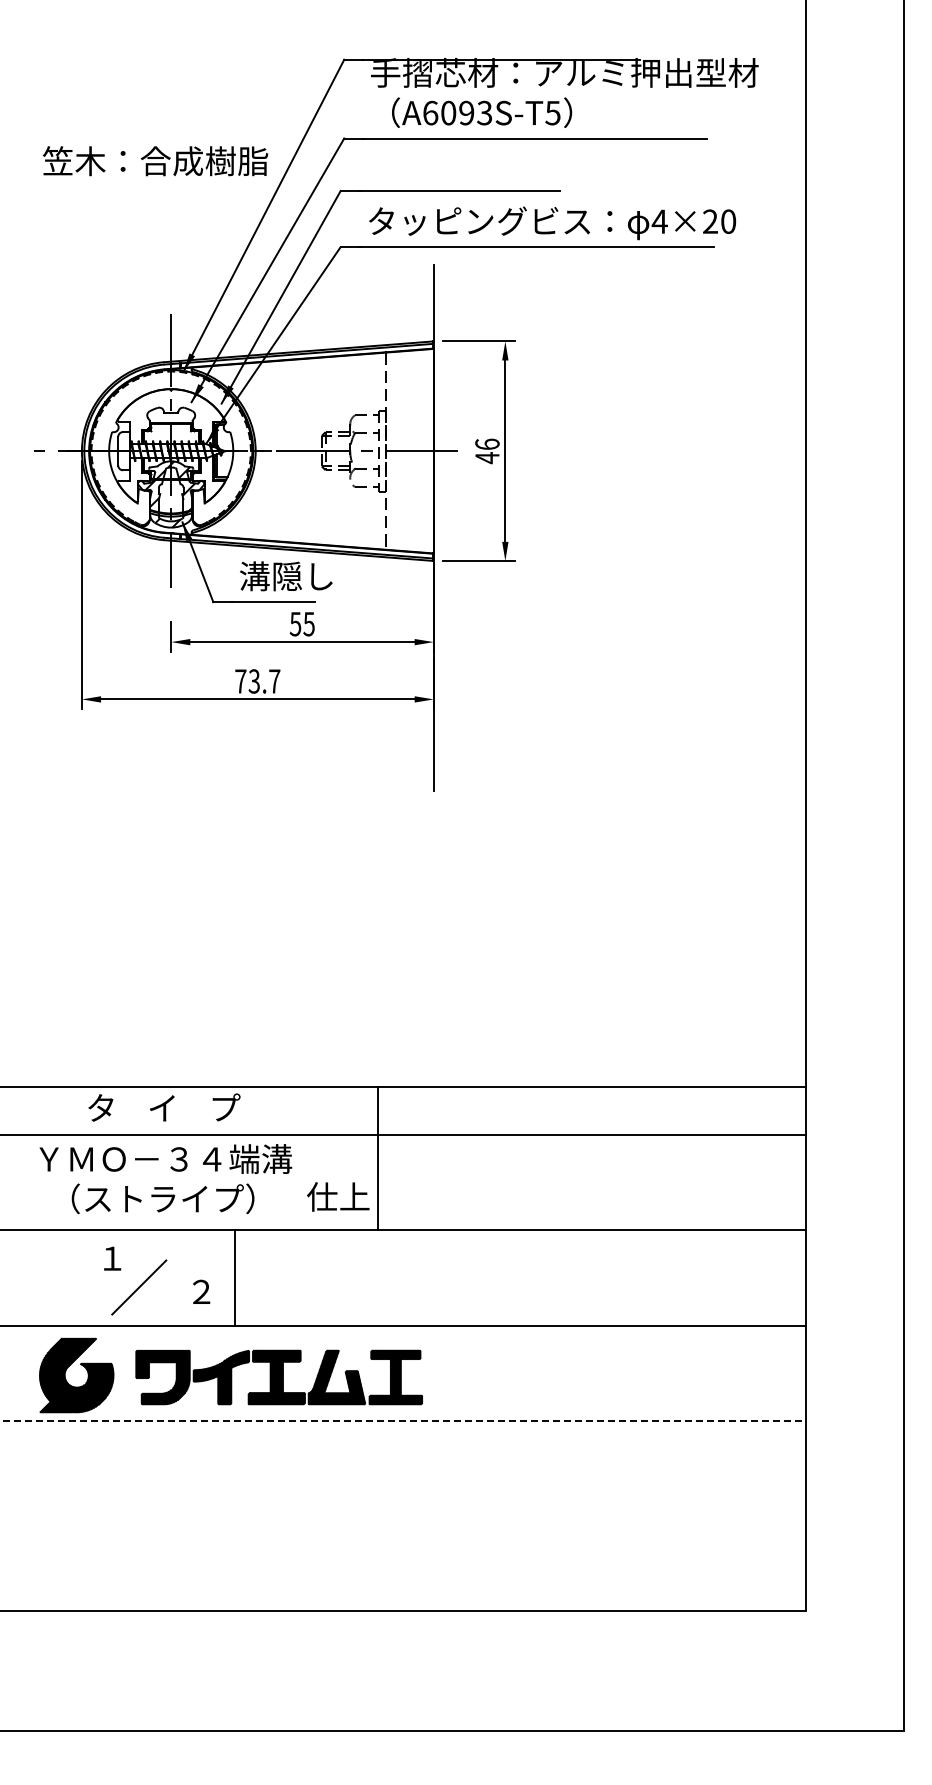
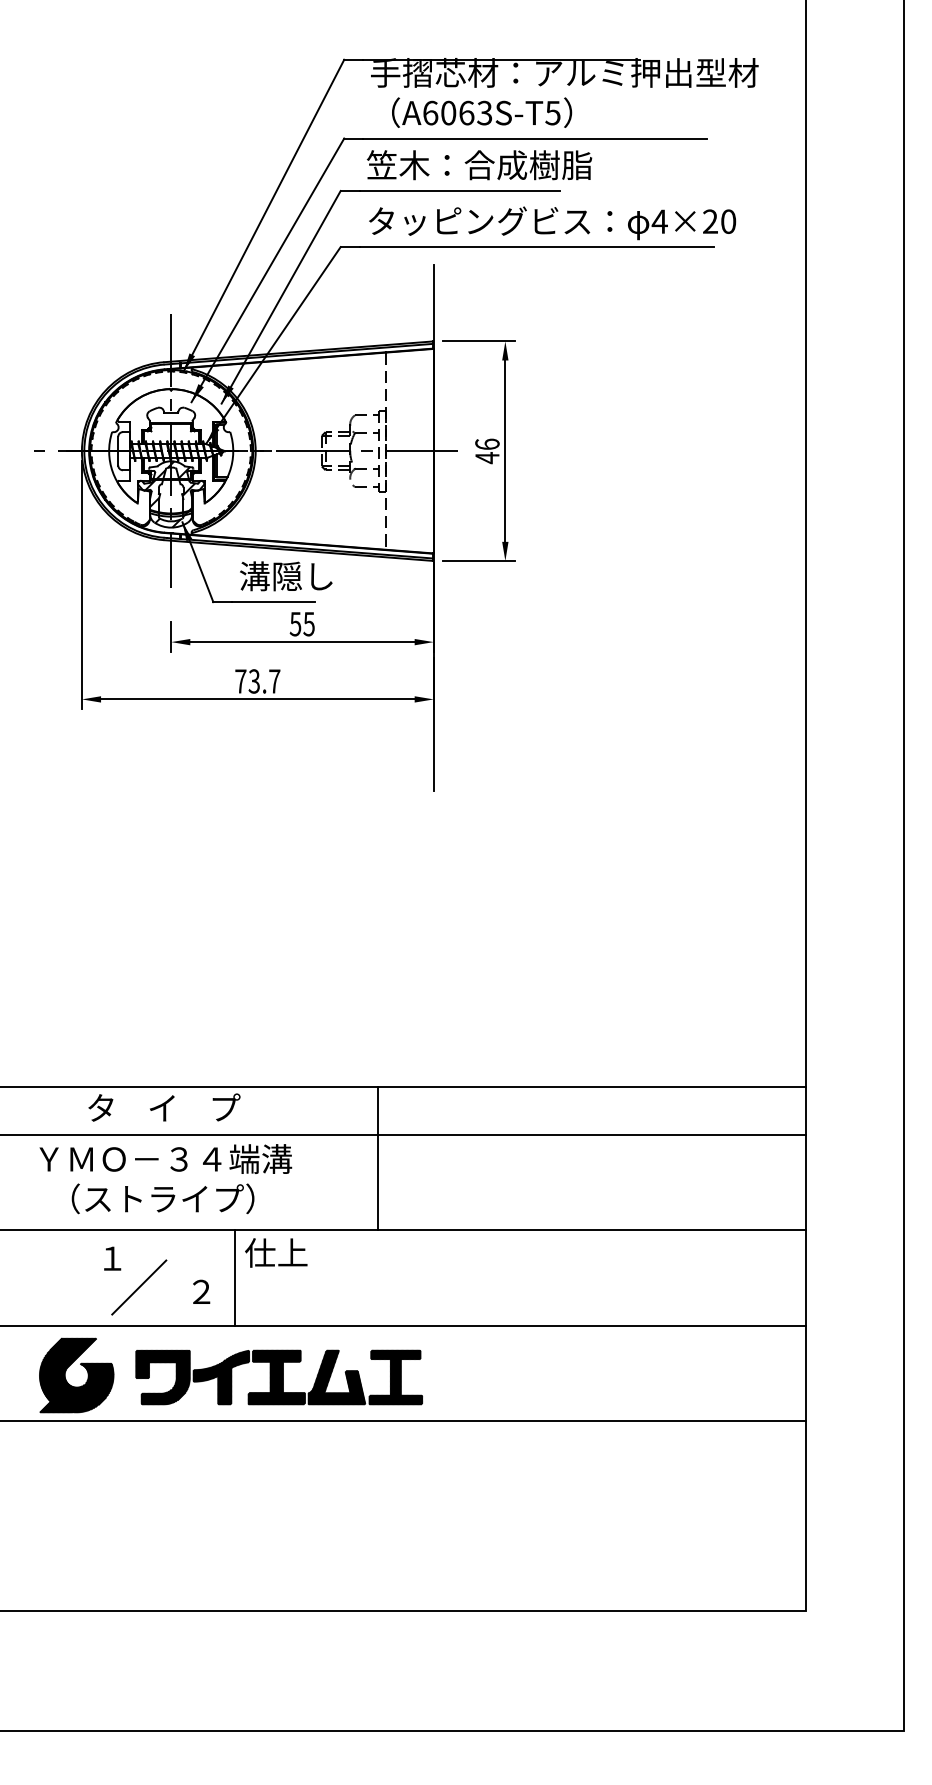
text: A6093S-T5 -> A6063S-T5 (466, 112)
text position: (155, 161) -> (479, 165) (479, 165)
text position: (338, 1196) -> (276, 1252) (276, 1252)
line: dashed -> solid (403, 1421)
